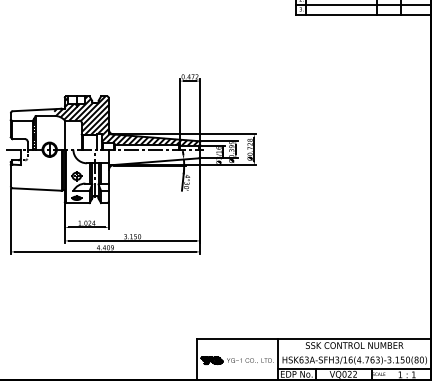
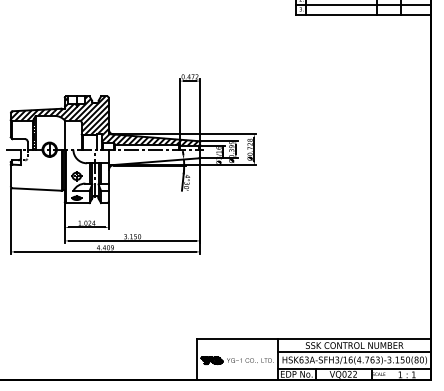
hatch: none -> present (32, 115)
line: none -> present (354, 351)
